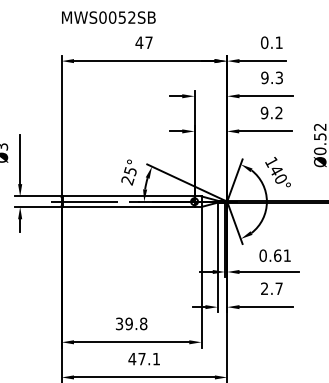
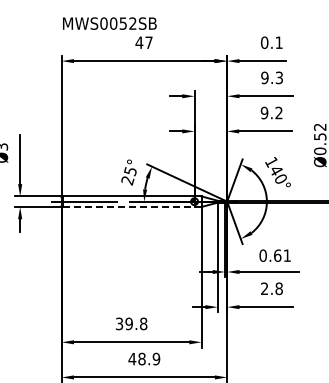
text position: (108, 17) -> (109, 23) (109, 23)
line: solid -> dashed (128, 206)
text: 2.7 -> 2.8 (278, 288)
text: 47.1 -> 48.9 (149, 358)
